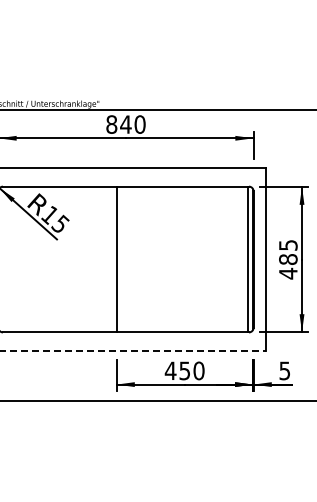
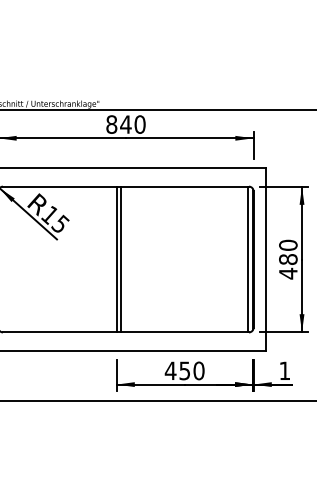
text: 485 -> 480 (288, 244)
line: none -> present (121, 259)
line: dashed -> solid (133, 350)
text: 5 -> 1 (284, 370)
